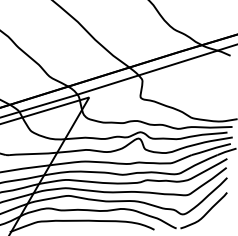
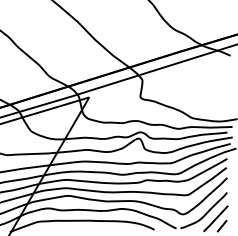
part: none -> present (215, 218)
